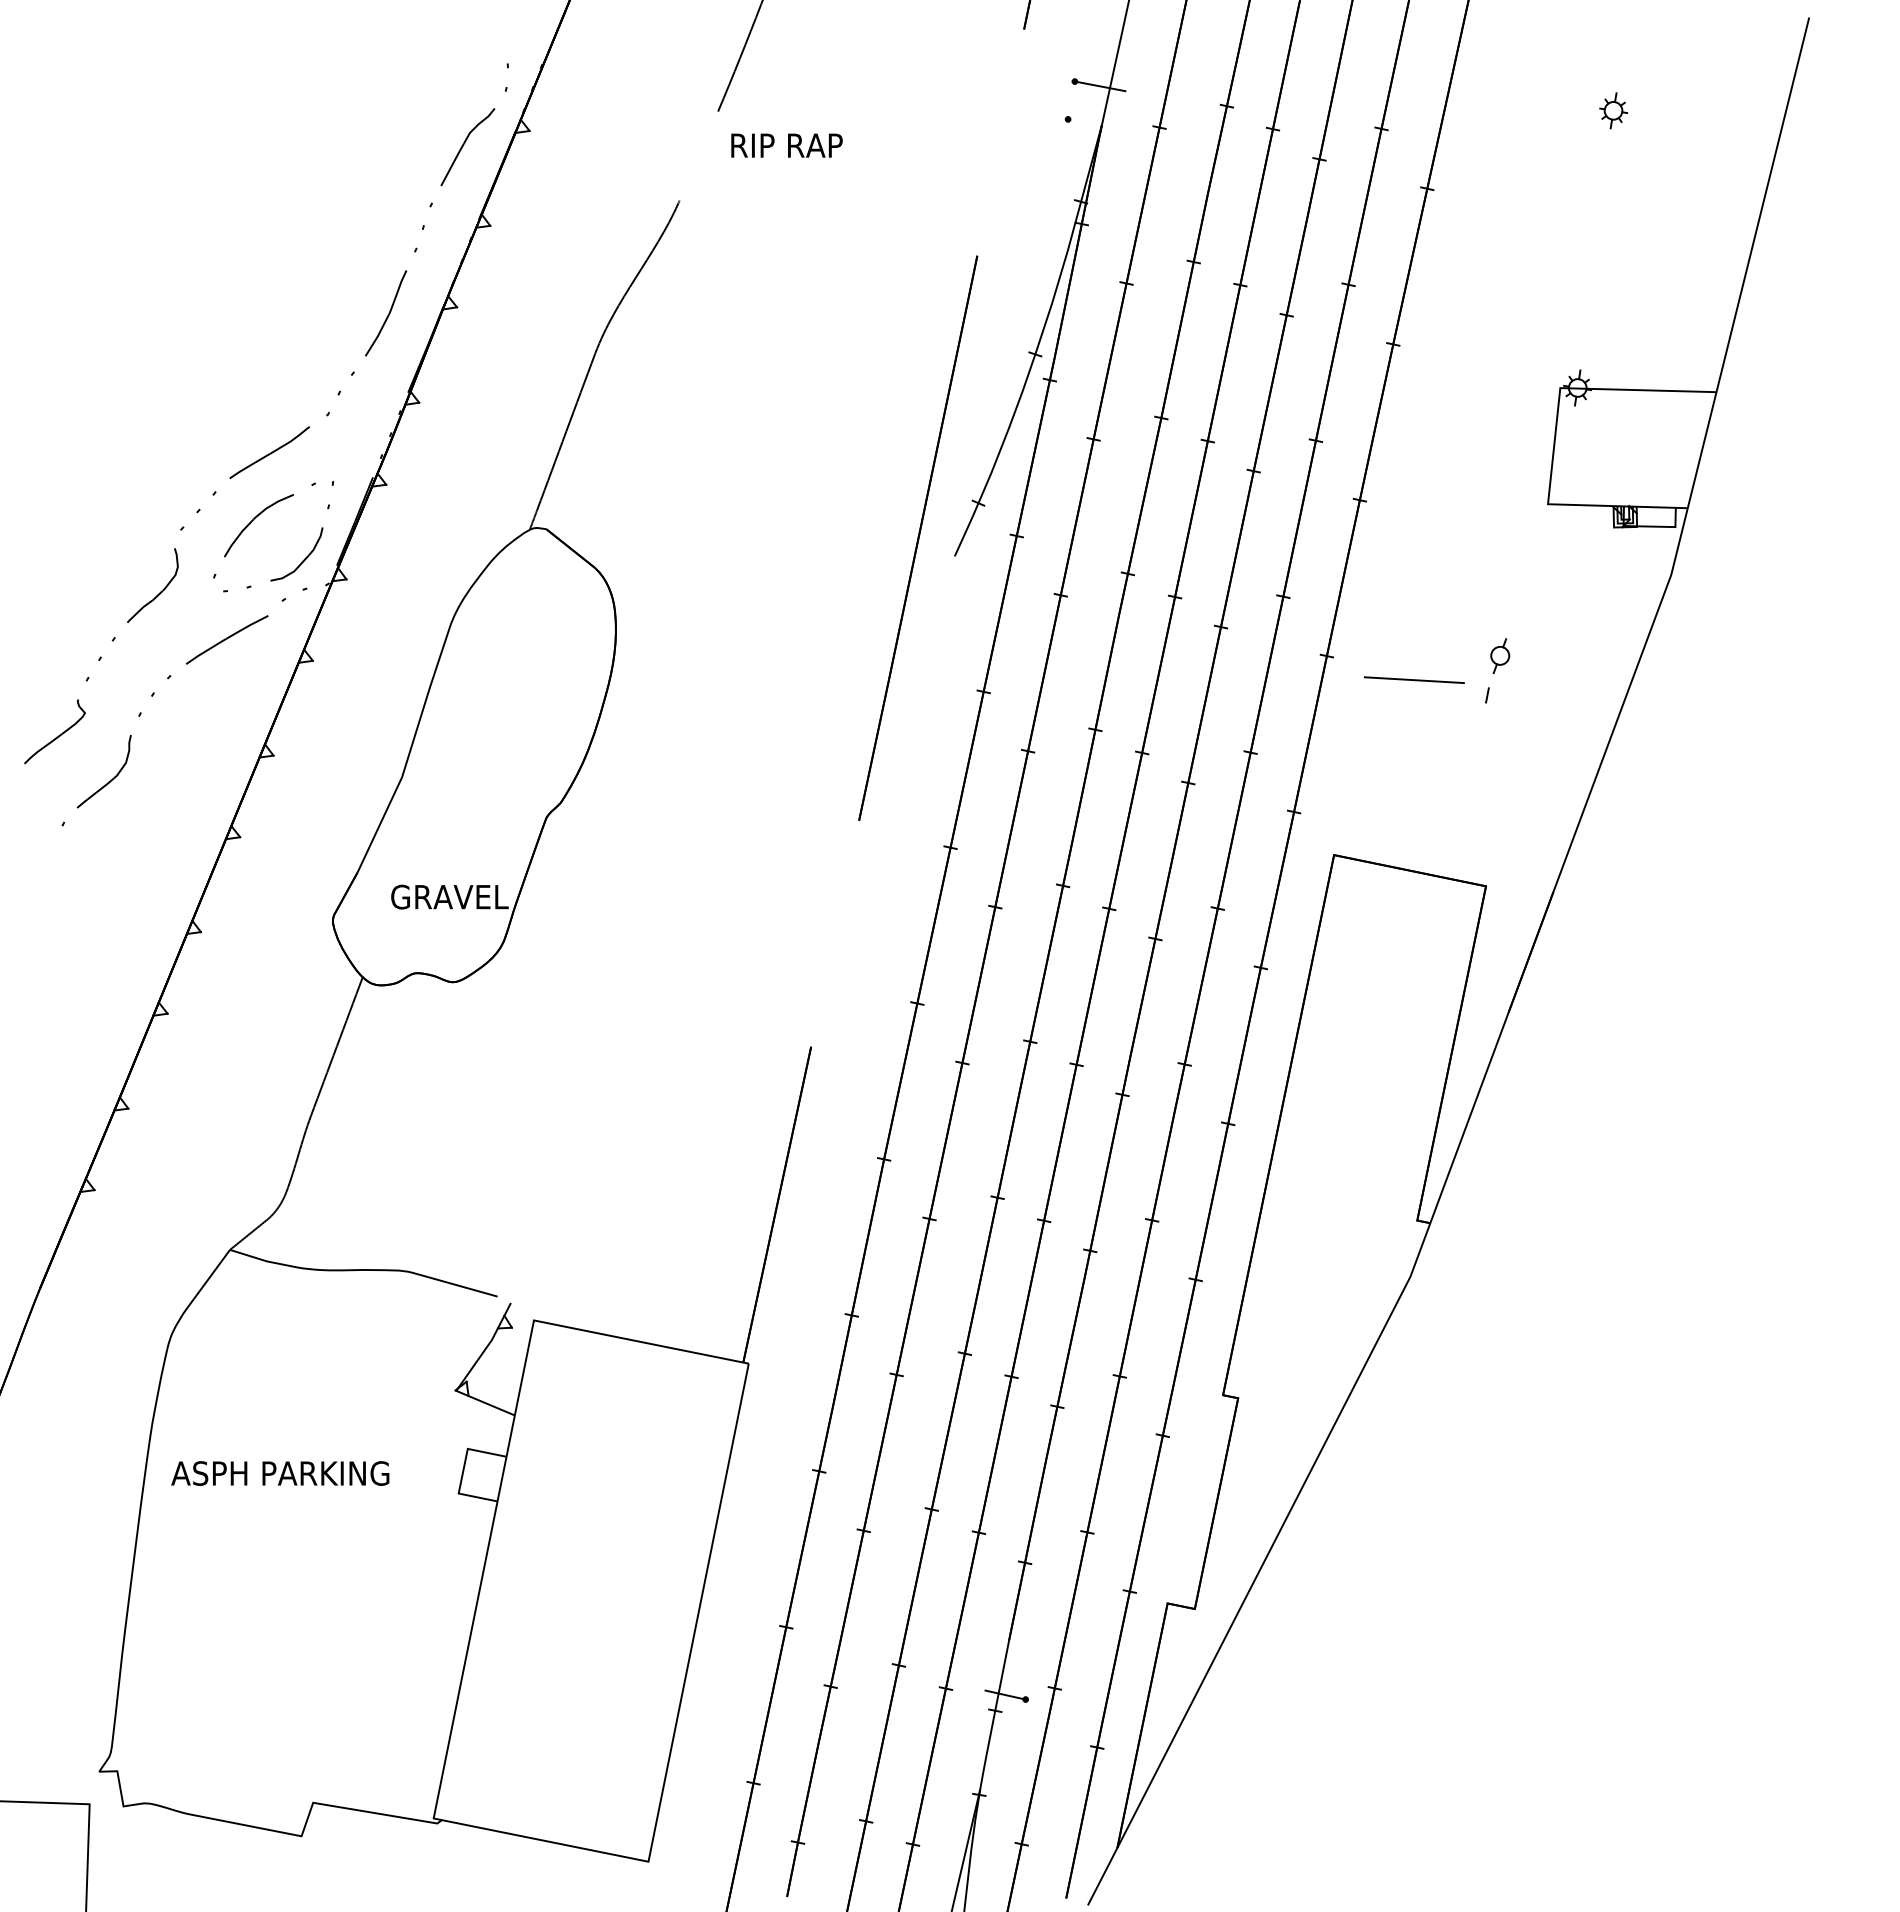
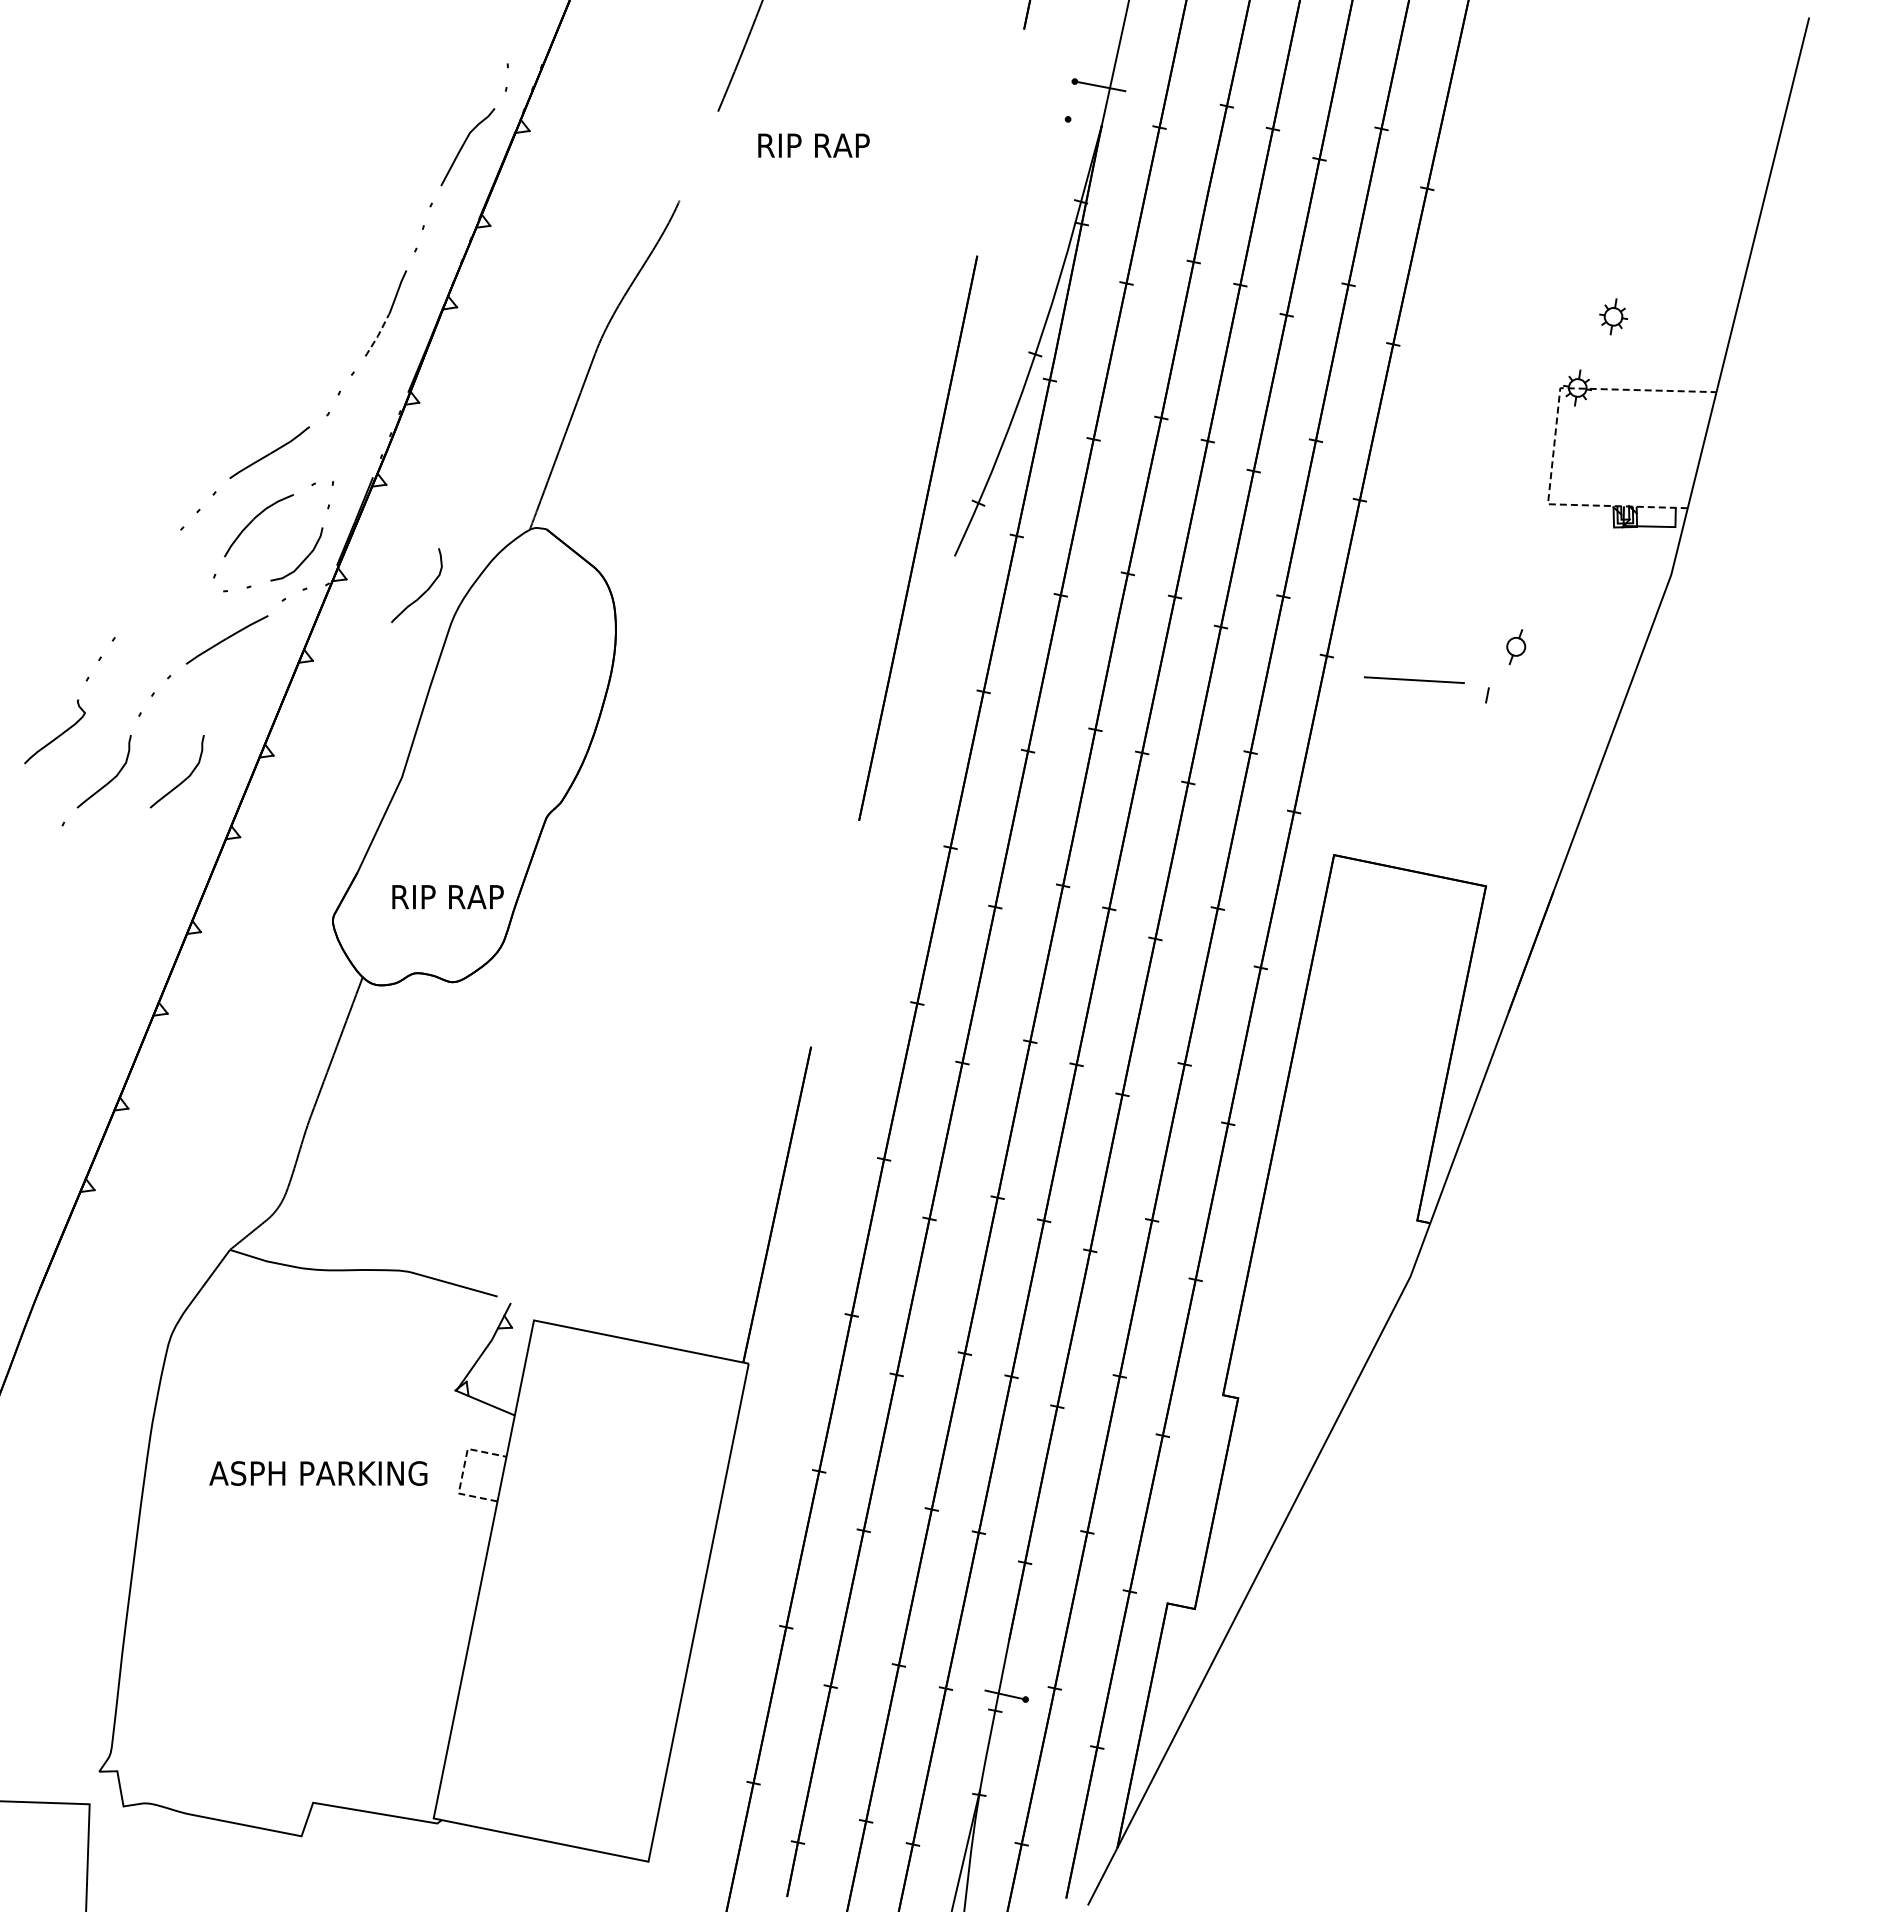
part position: (1613, 110) -> (1613, 316) (1613, 316)
text position: (786, 145) -> (813, 145) (813, 145)
line: solid -> dashed (377, 336)
line: solid -> dashed (1555, 437)
part position: (159, 592) -> (423, 592) (423, 592)
part position: (1500, 655) -> (1516, 646) (1516, 646)
part: none -> present (182, 780)
text: GRAVEL -> RIP RAP (449, 896)
line: solid -> dashed (463, 1471)
text position: (280, 1473) -> (318, 1473) (318, 1473)
